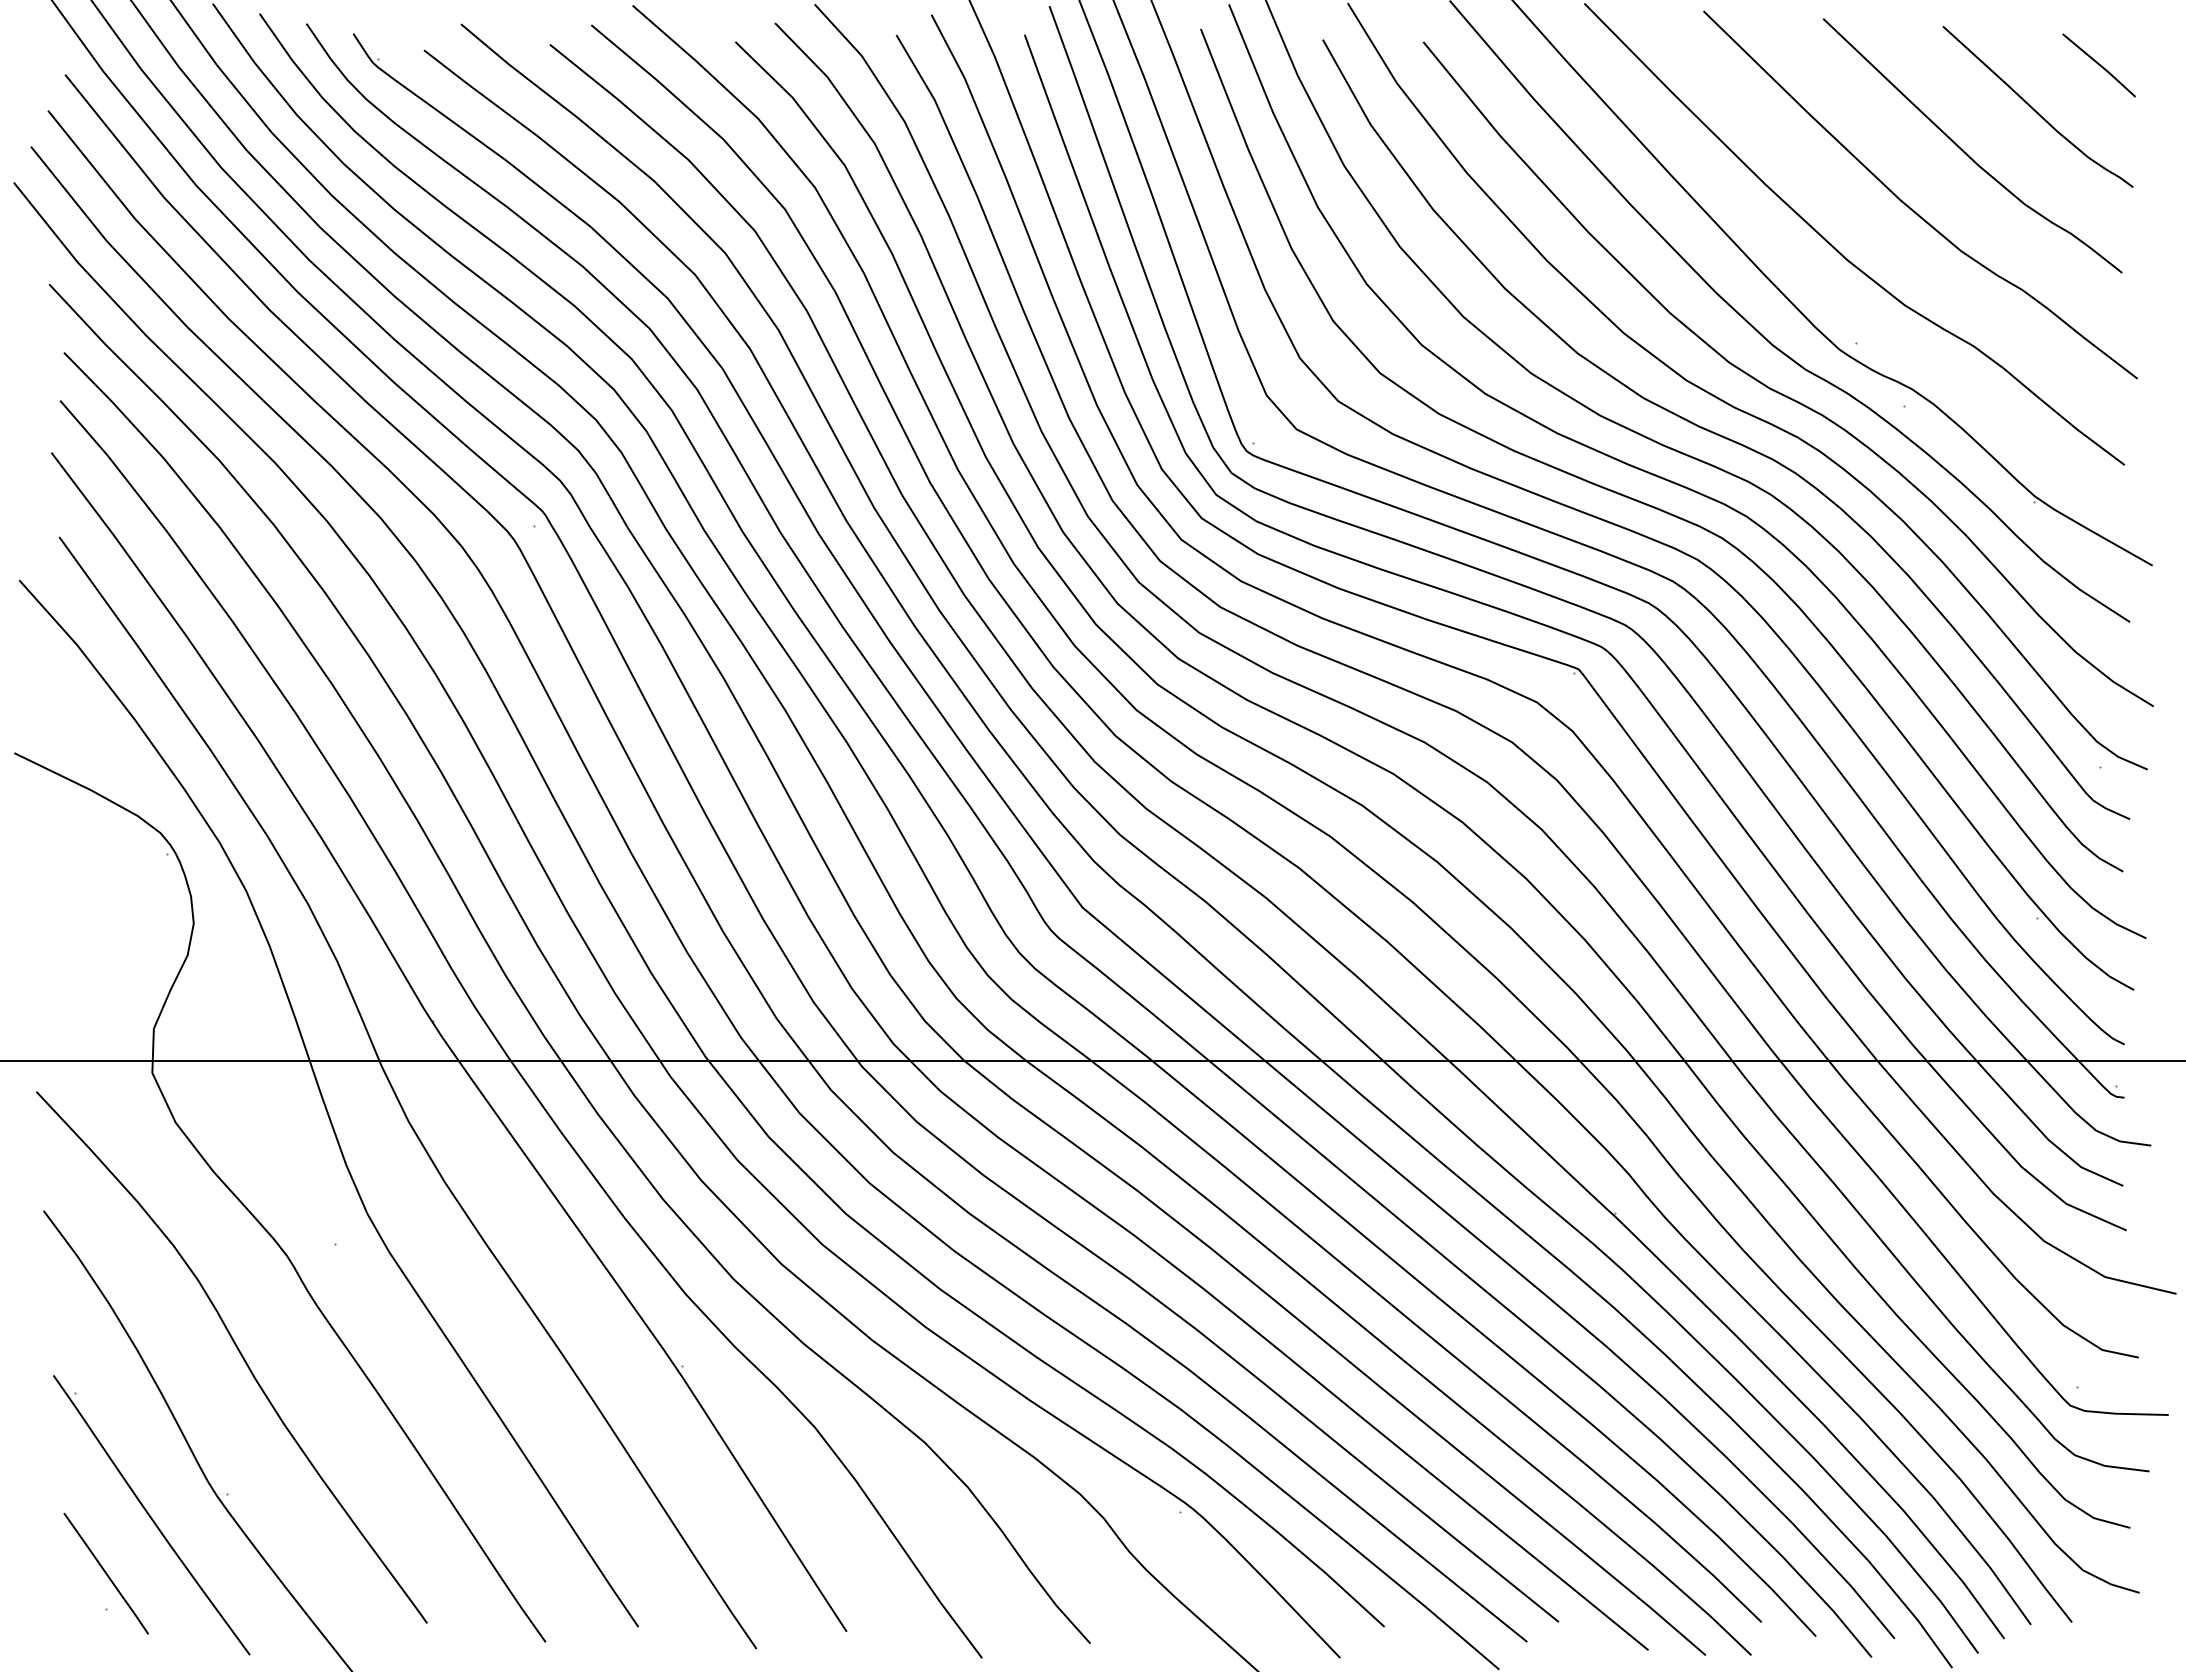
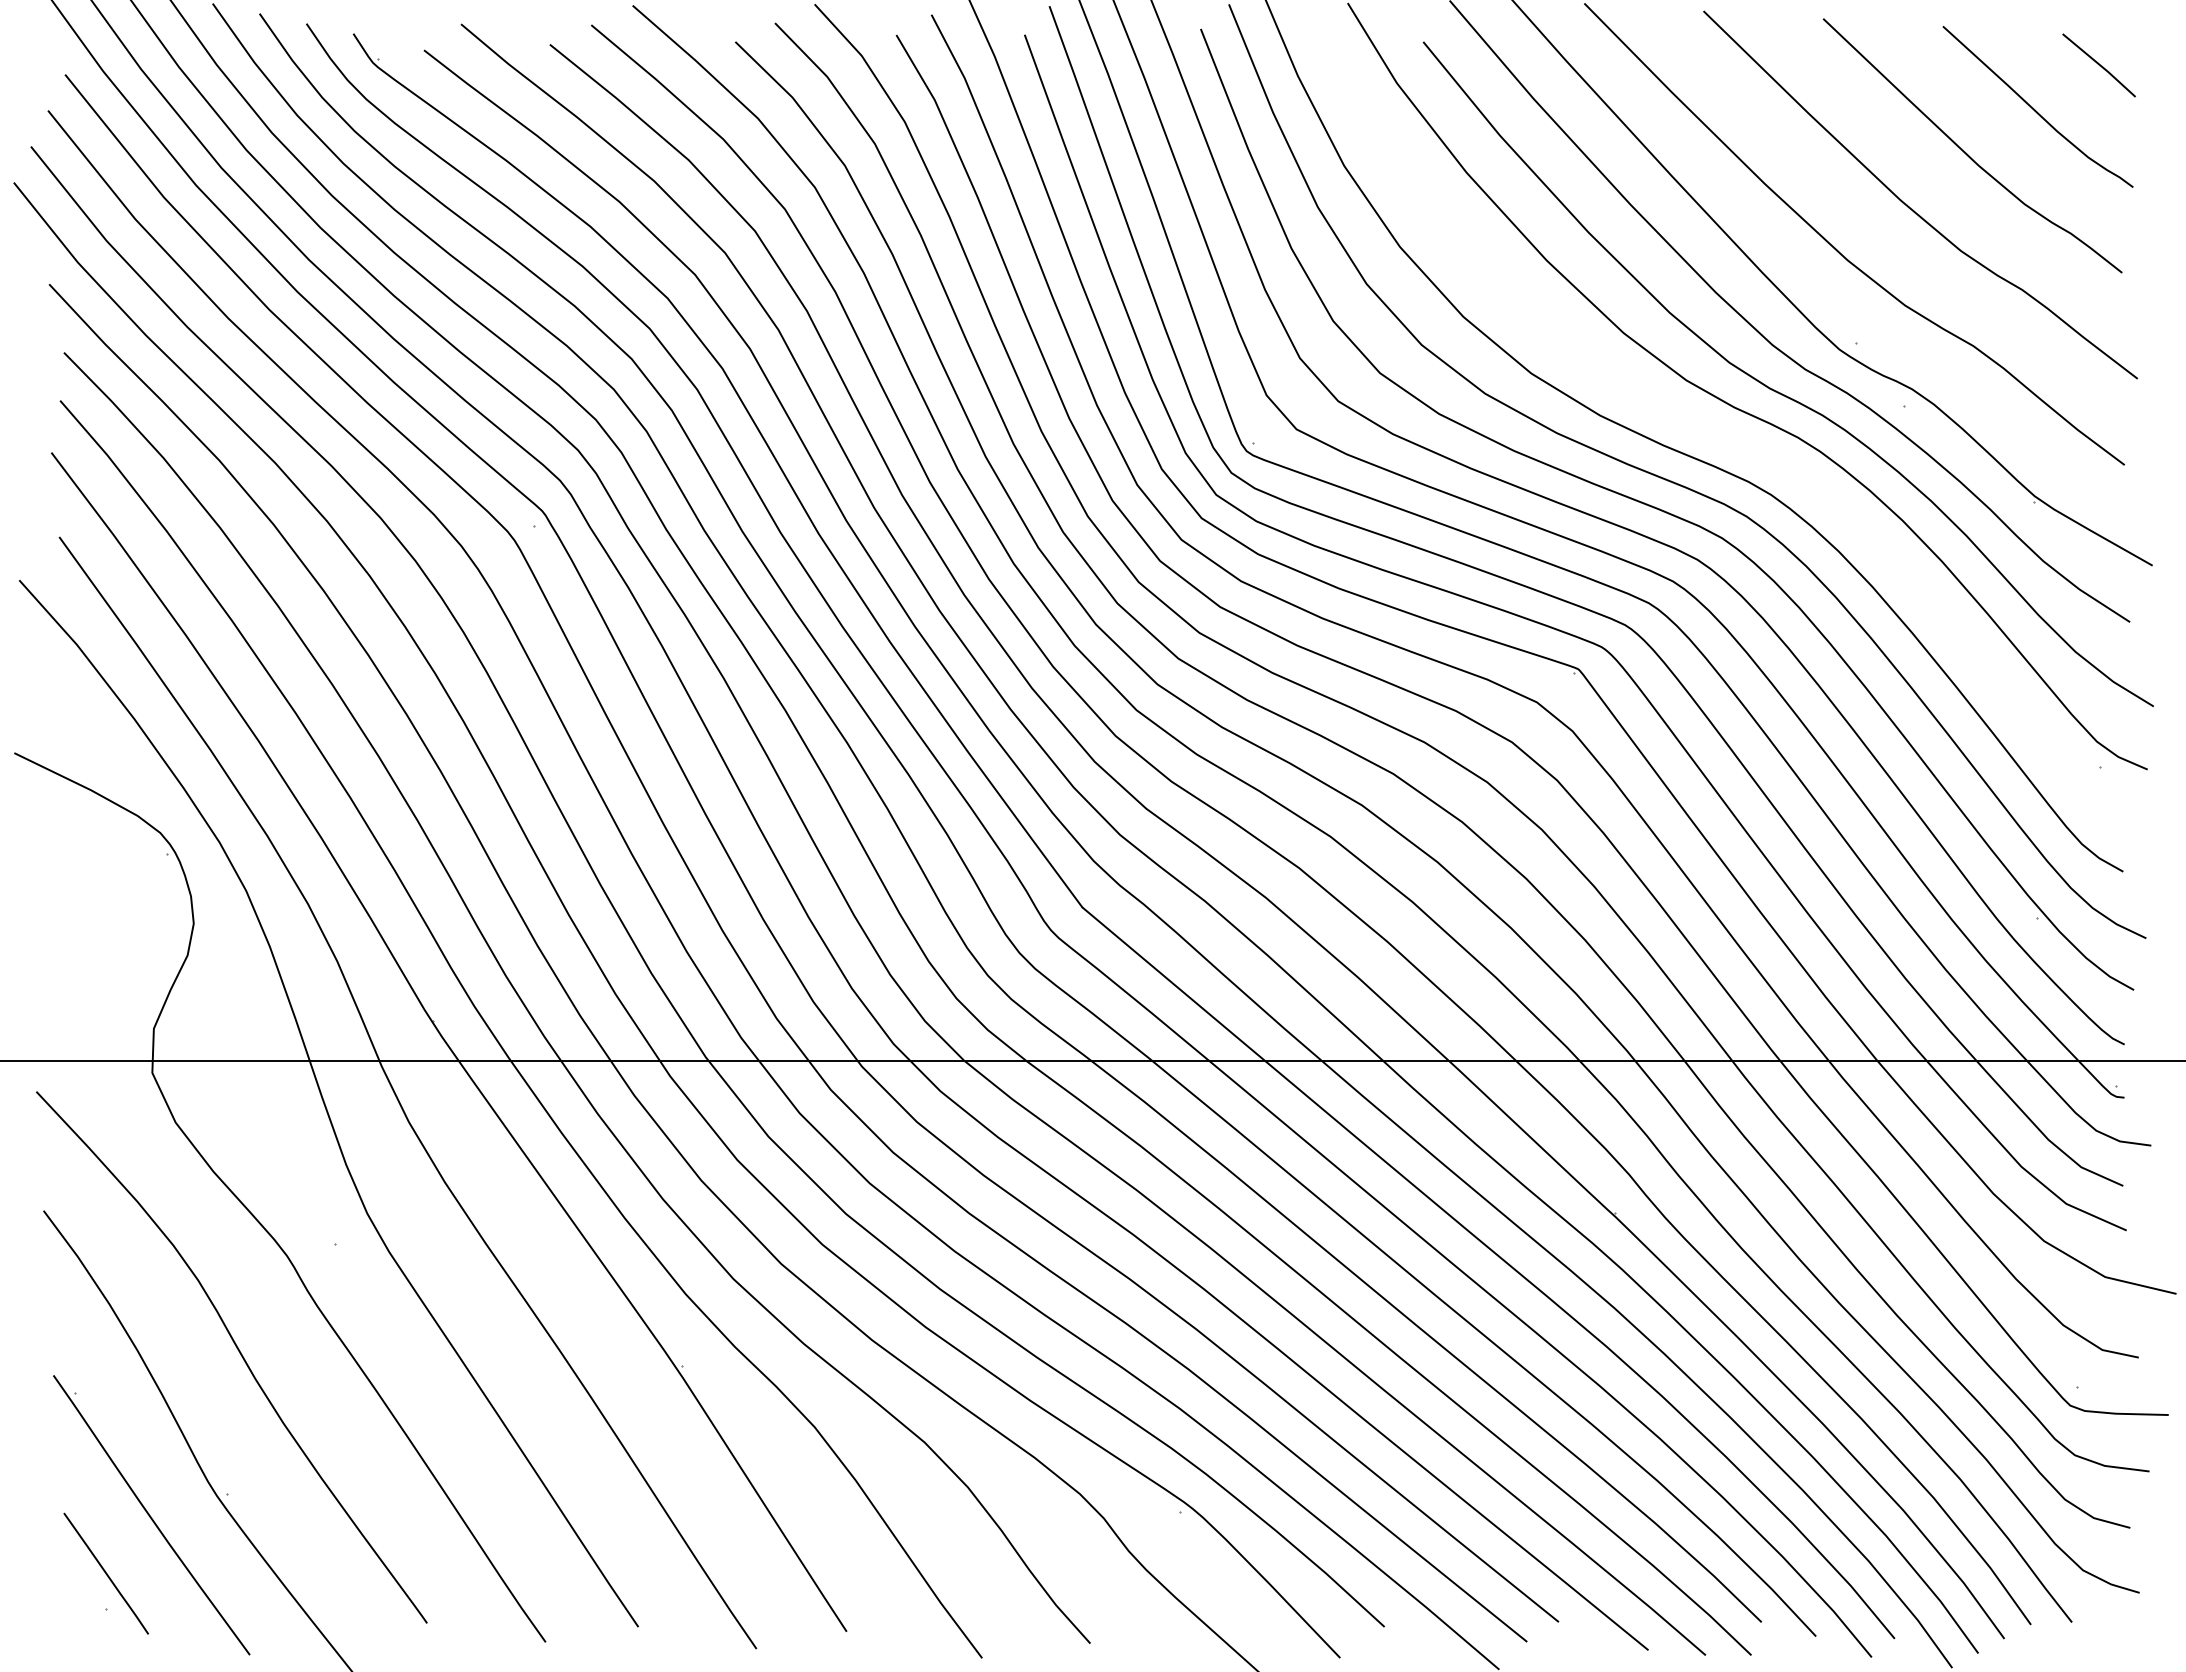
curve: present -> none (1725, 436)
